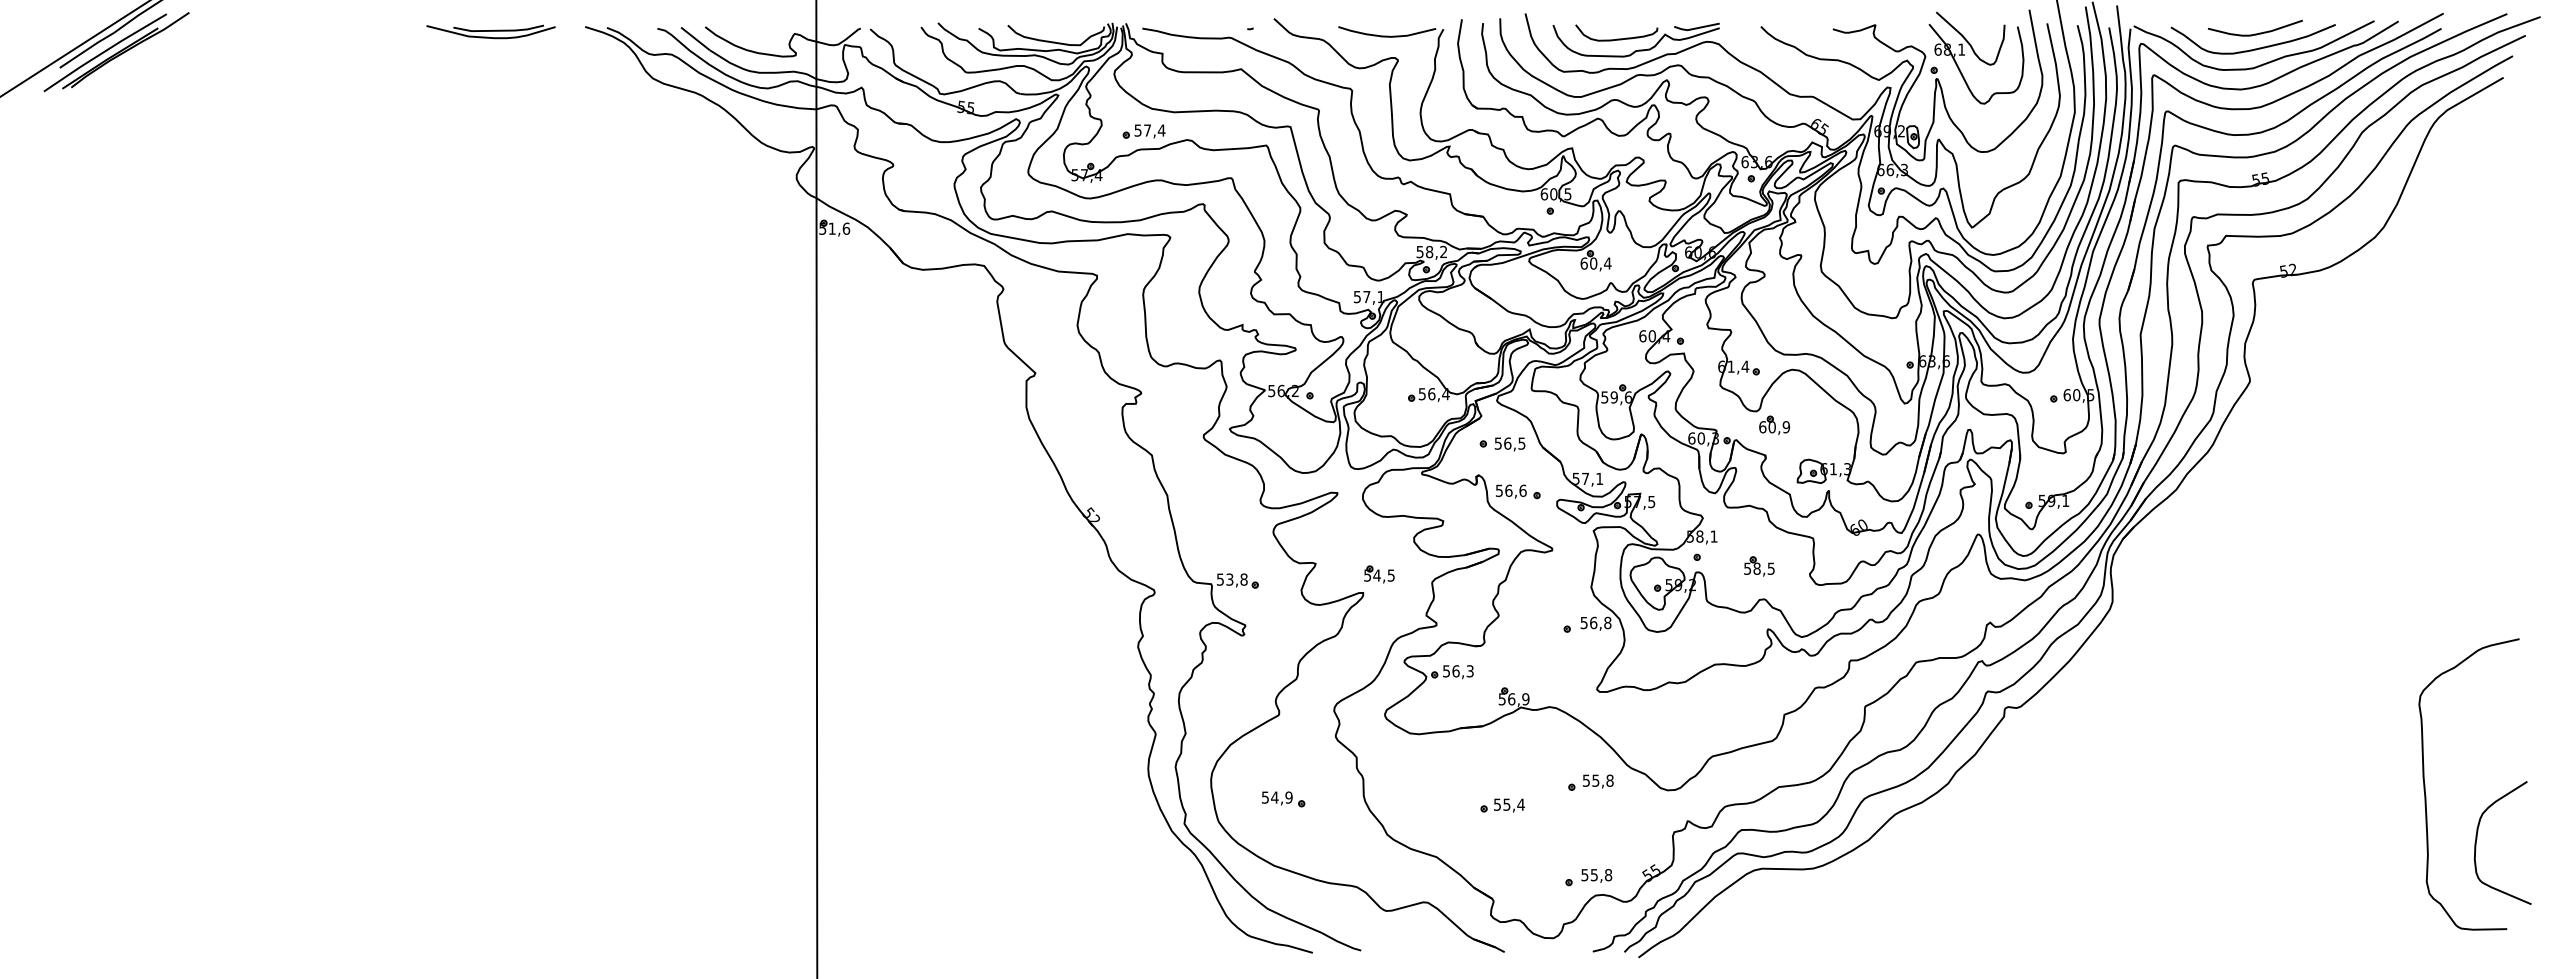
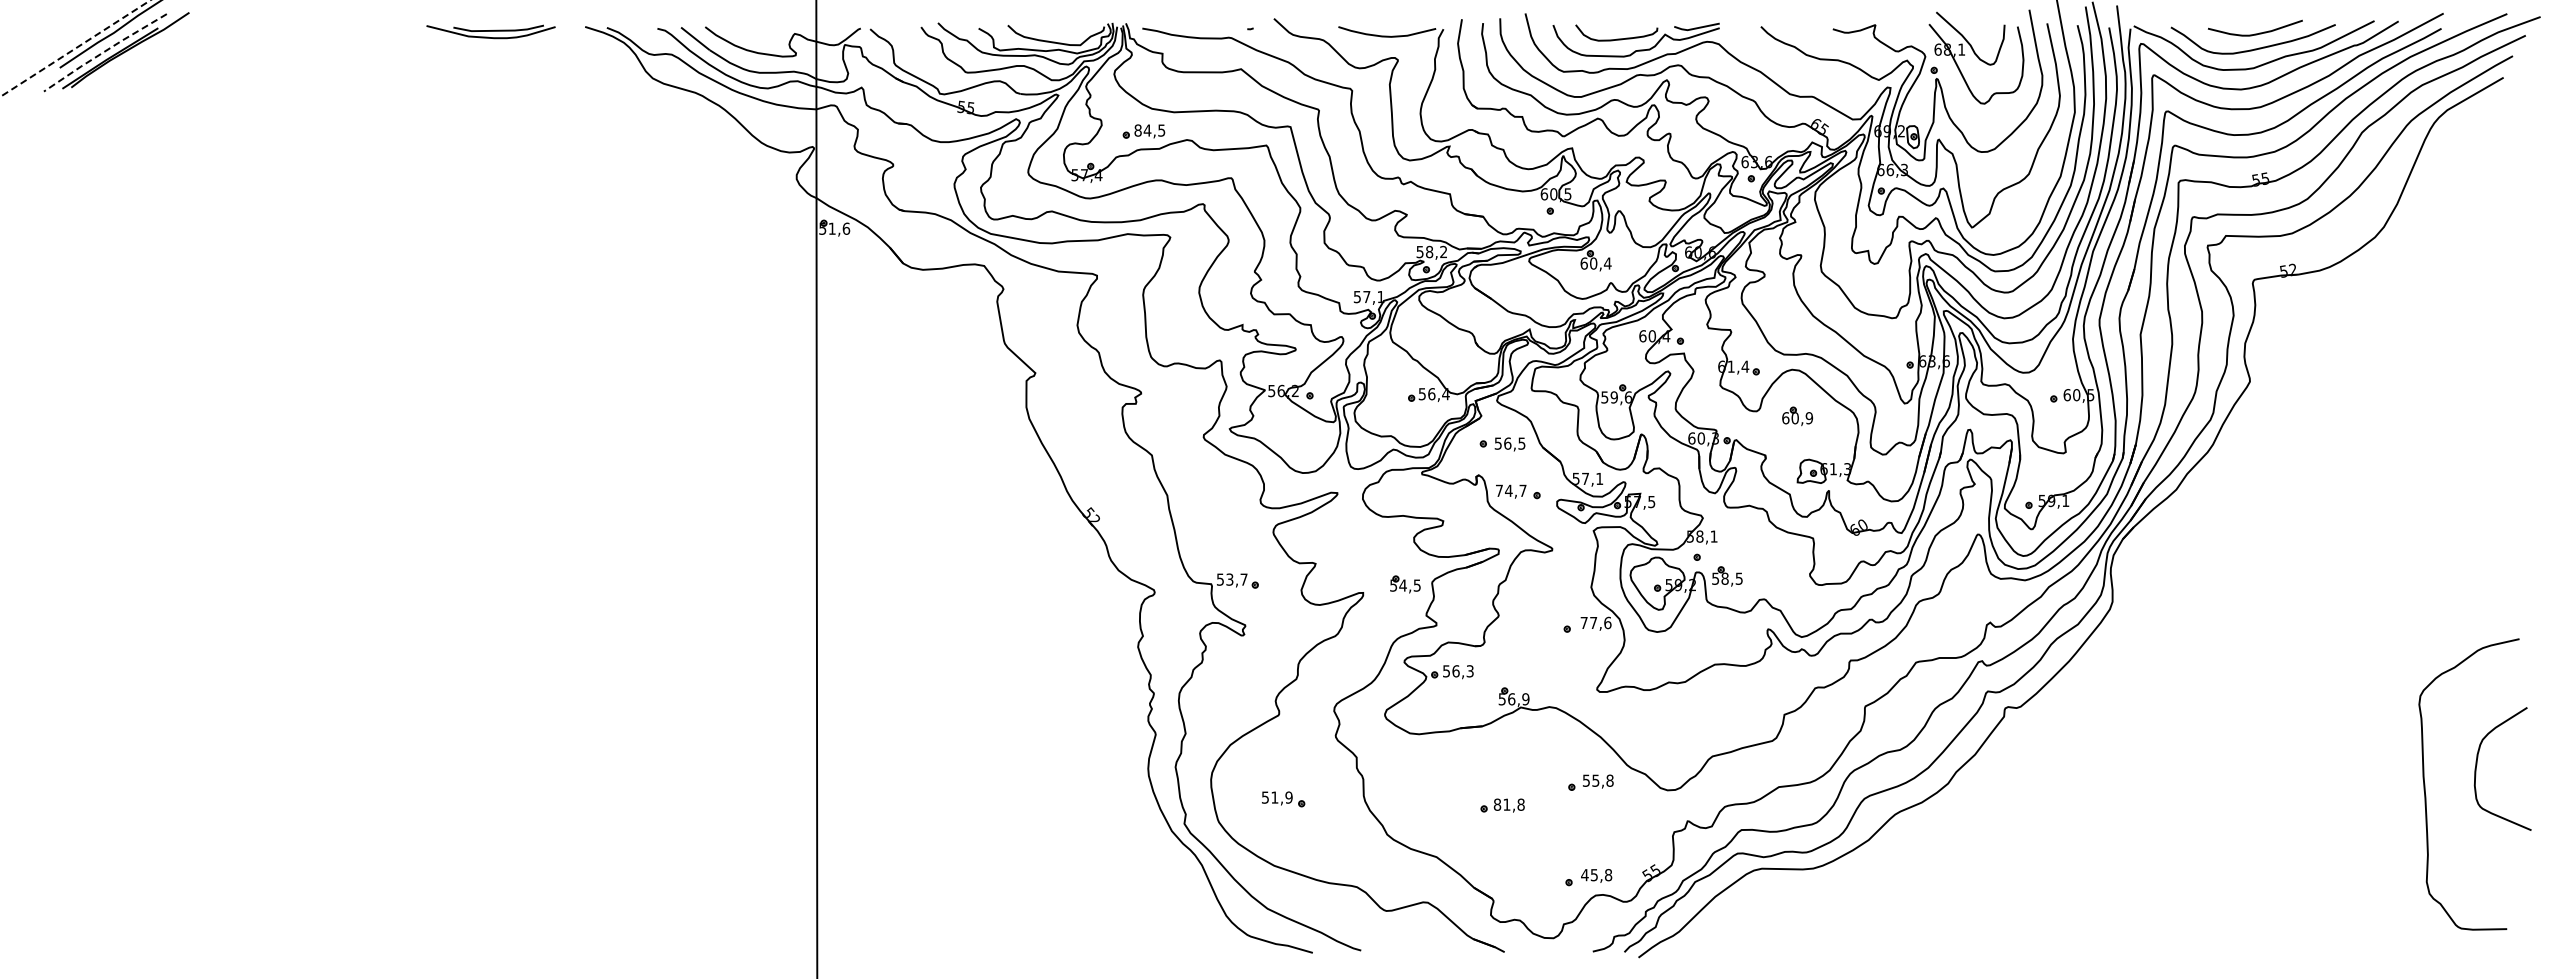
line: solid -> dashed (75, 48)
line: solid -> dashed (104, 51)
text: 57,4 -> 84,5 (1149, 130)
part position: (1774, 425) -> (1797, 416) (1797, 416)
text: 56,6 -> 74,7 (1510, 490)
part position: (1759, 566) -> (1727, 576) (1727, 576)
part position: (1379, 574) -> (1405, 584) (1405, 584)
text: 53,8 -> 53,7 (1243, 579)
text: 56,8 -> 77,6 (1595, 622)
text: 54,9 -> 51,9 (1274, 797)
text: 55,4 -> 81,8 (1508, 804)
curve position: (2477, 839) -> (2477, 765) (2477, 765)
text: 55,8 -> 45,8 (1584, 875)
